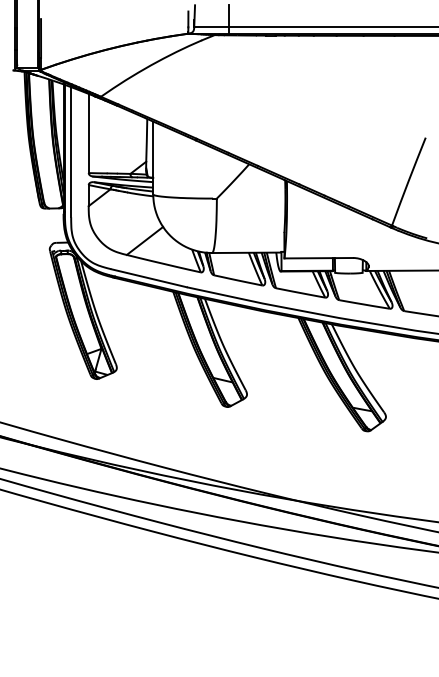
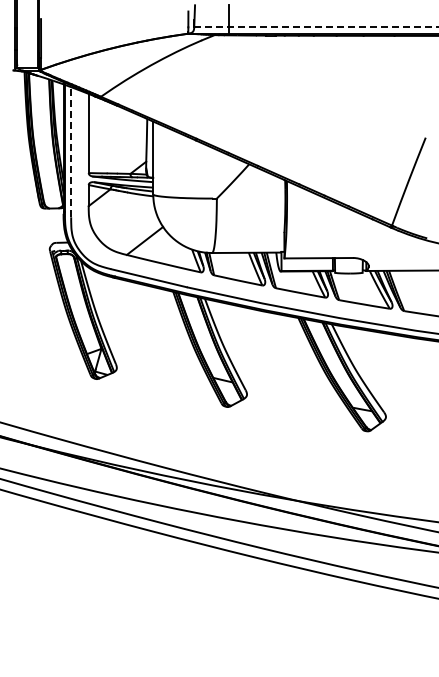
line: solid -> dashed (316, 27)
line: solid -> dashed (71, 151)
